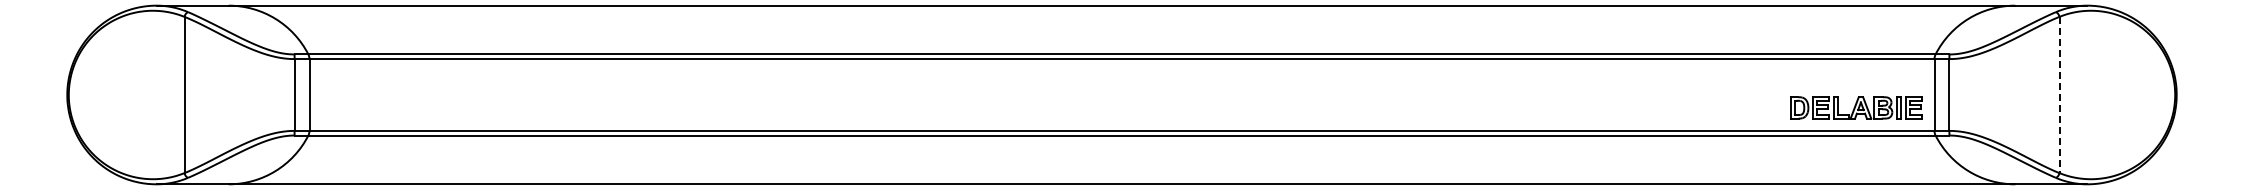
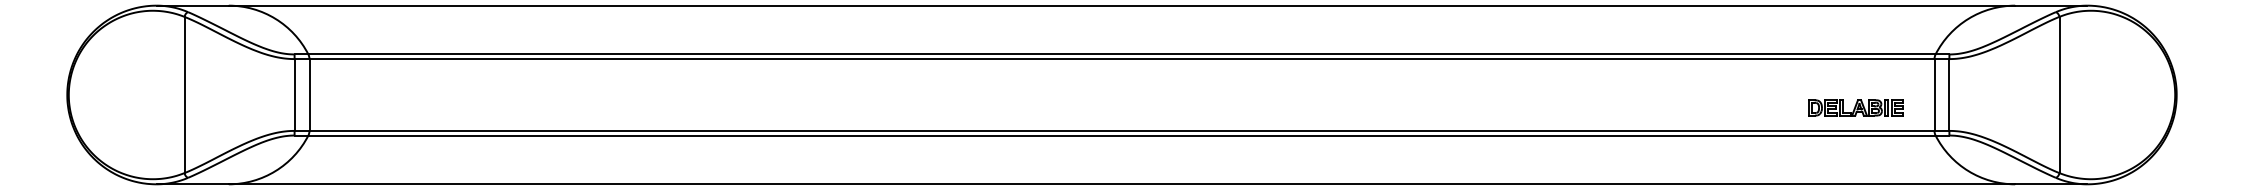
line: dashed -> solid (2059, 95)
part size: 133x24 px -> 96x18 px (1855, 107)
